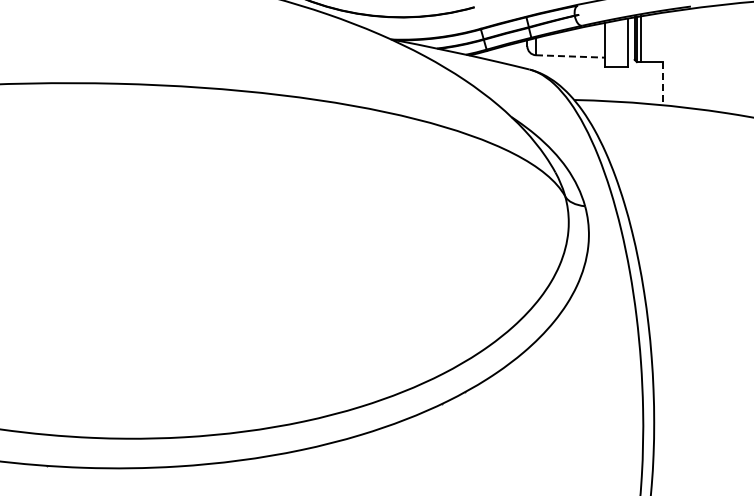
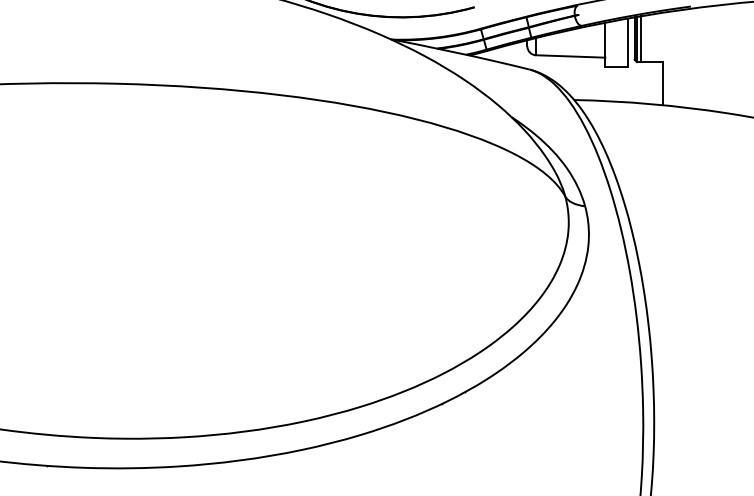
line: dashed -> solid (570, 56)
line: dashed -> solid (662, 83)
